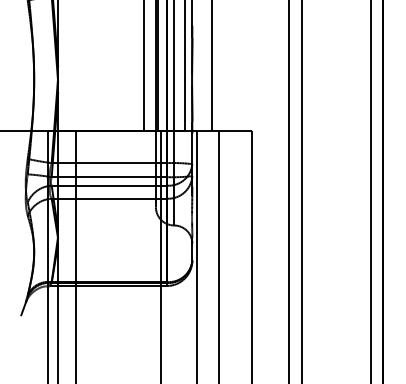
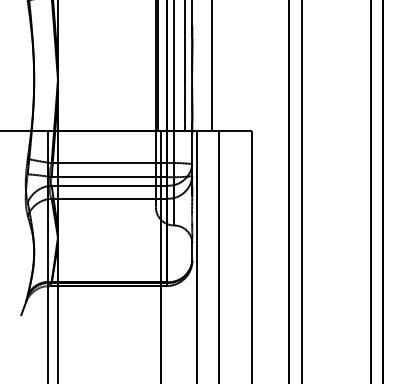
line: present -> none (144, 66)
line: present -> none (75, 255)
